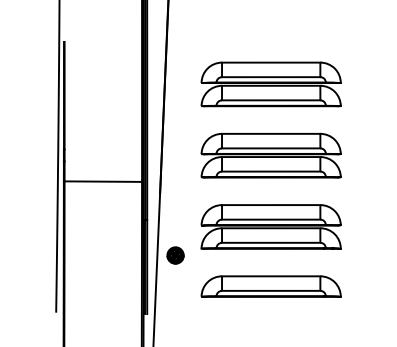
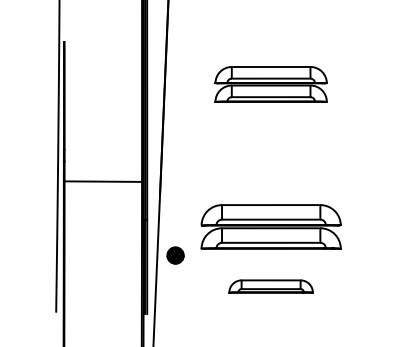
part size: 142x47 px -> 114x37 px (270, 84)
part: present -> none (270, 155)
part size: 142x23 px -> 86x15 px (270, 286)
